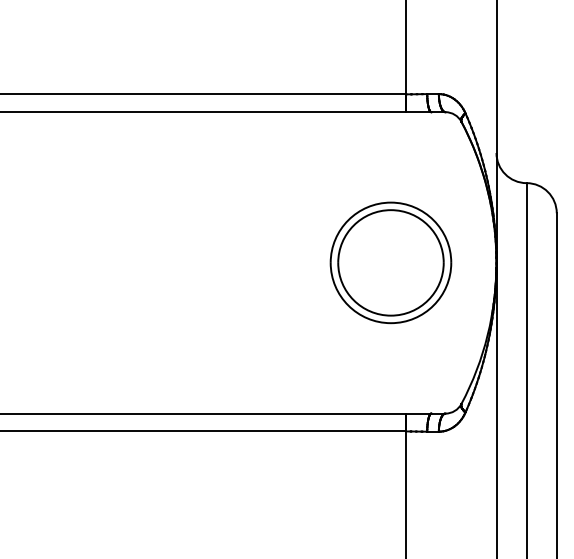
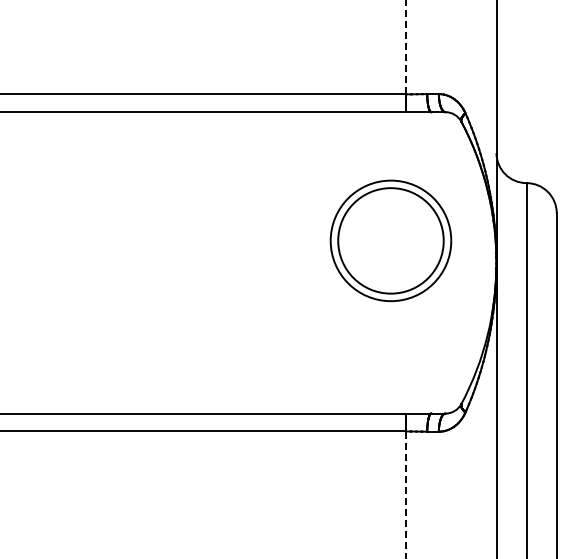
line: solid -> dashed (406, 47)
part position: (390, 262) -> (390, 240) (390, 240)
line: solid -> dashed (406, 494)
